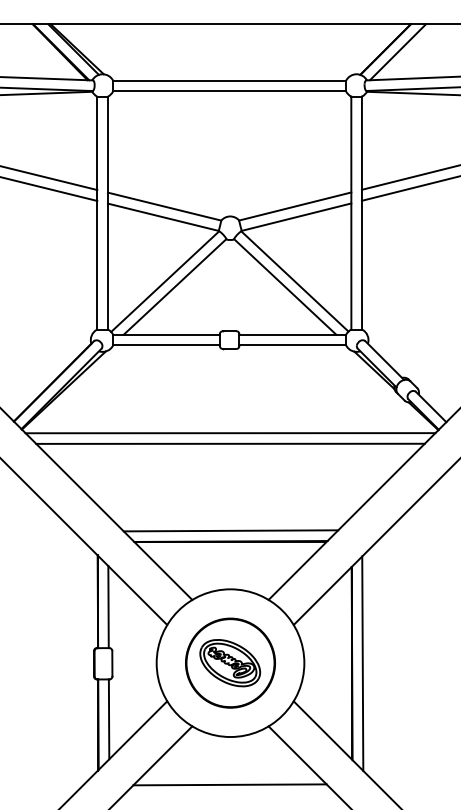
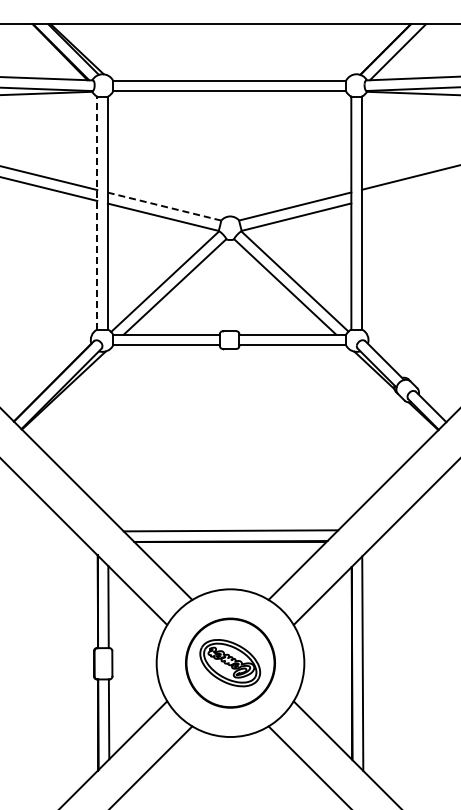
line: present -> none (409, 188)
line: solid -> dashed (164, 206)
line: solid -> dashed (97, 212)
line: present -> none (230, 433)
line: present -> none (230, 443)
line: present -> none (229, 784)
